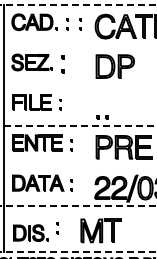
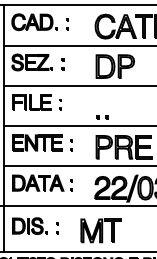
line: dashed -> solid (78, 5)
part: present -> none (80, 24)
line: none -> present (78, 45)
part size: 4x19 px -> 4x13 px (62, 64)
line: none -> present (78, 85)
line: dashed -> solid (80, 125)
line: none -> present (78, 166)
line: dashed -> solid (78, 206)
part position: (30, 232) -> (29, 225) (29, 225)
line: dashed -> solid (78, 252)
